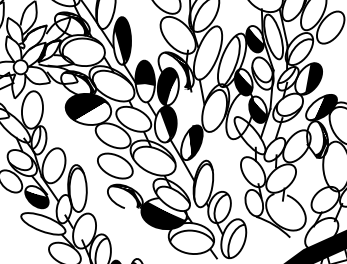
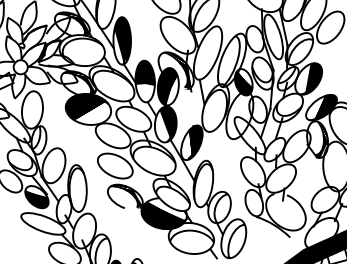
fill: present -> none (255, 39)
fill: present -> none (258, 110)
